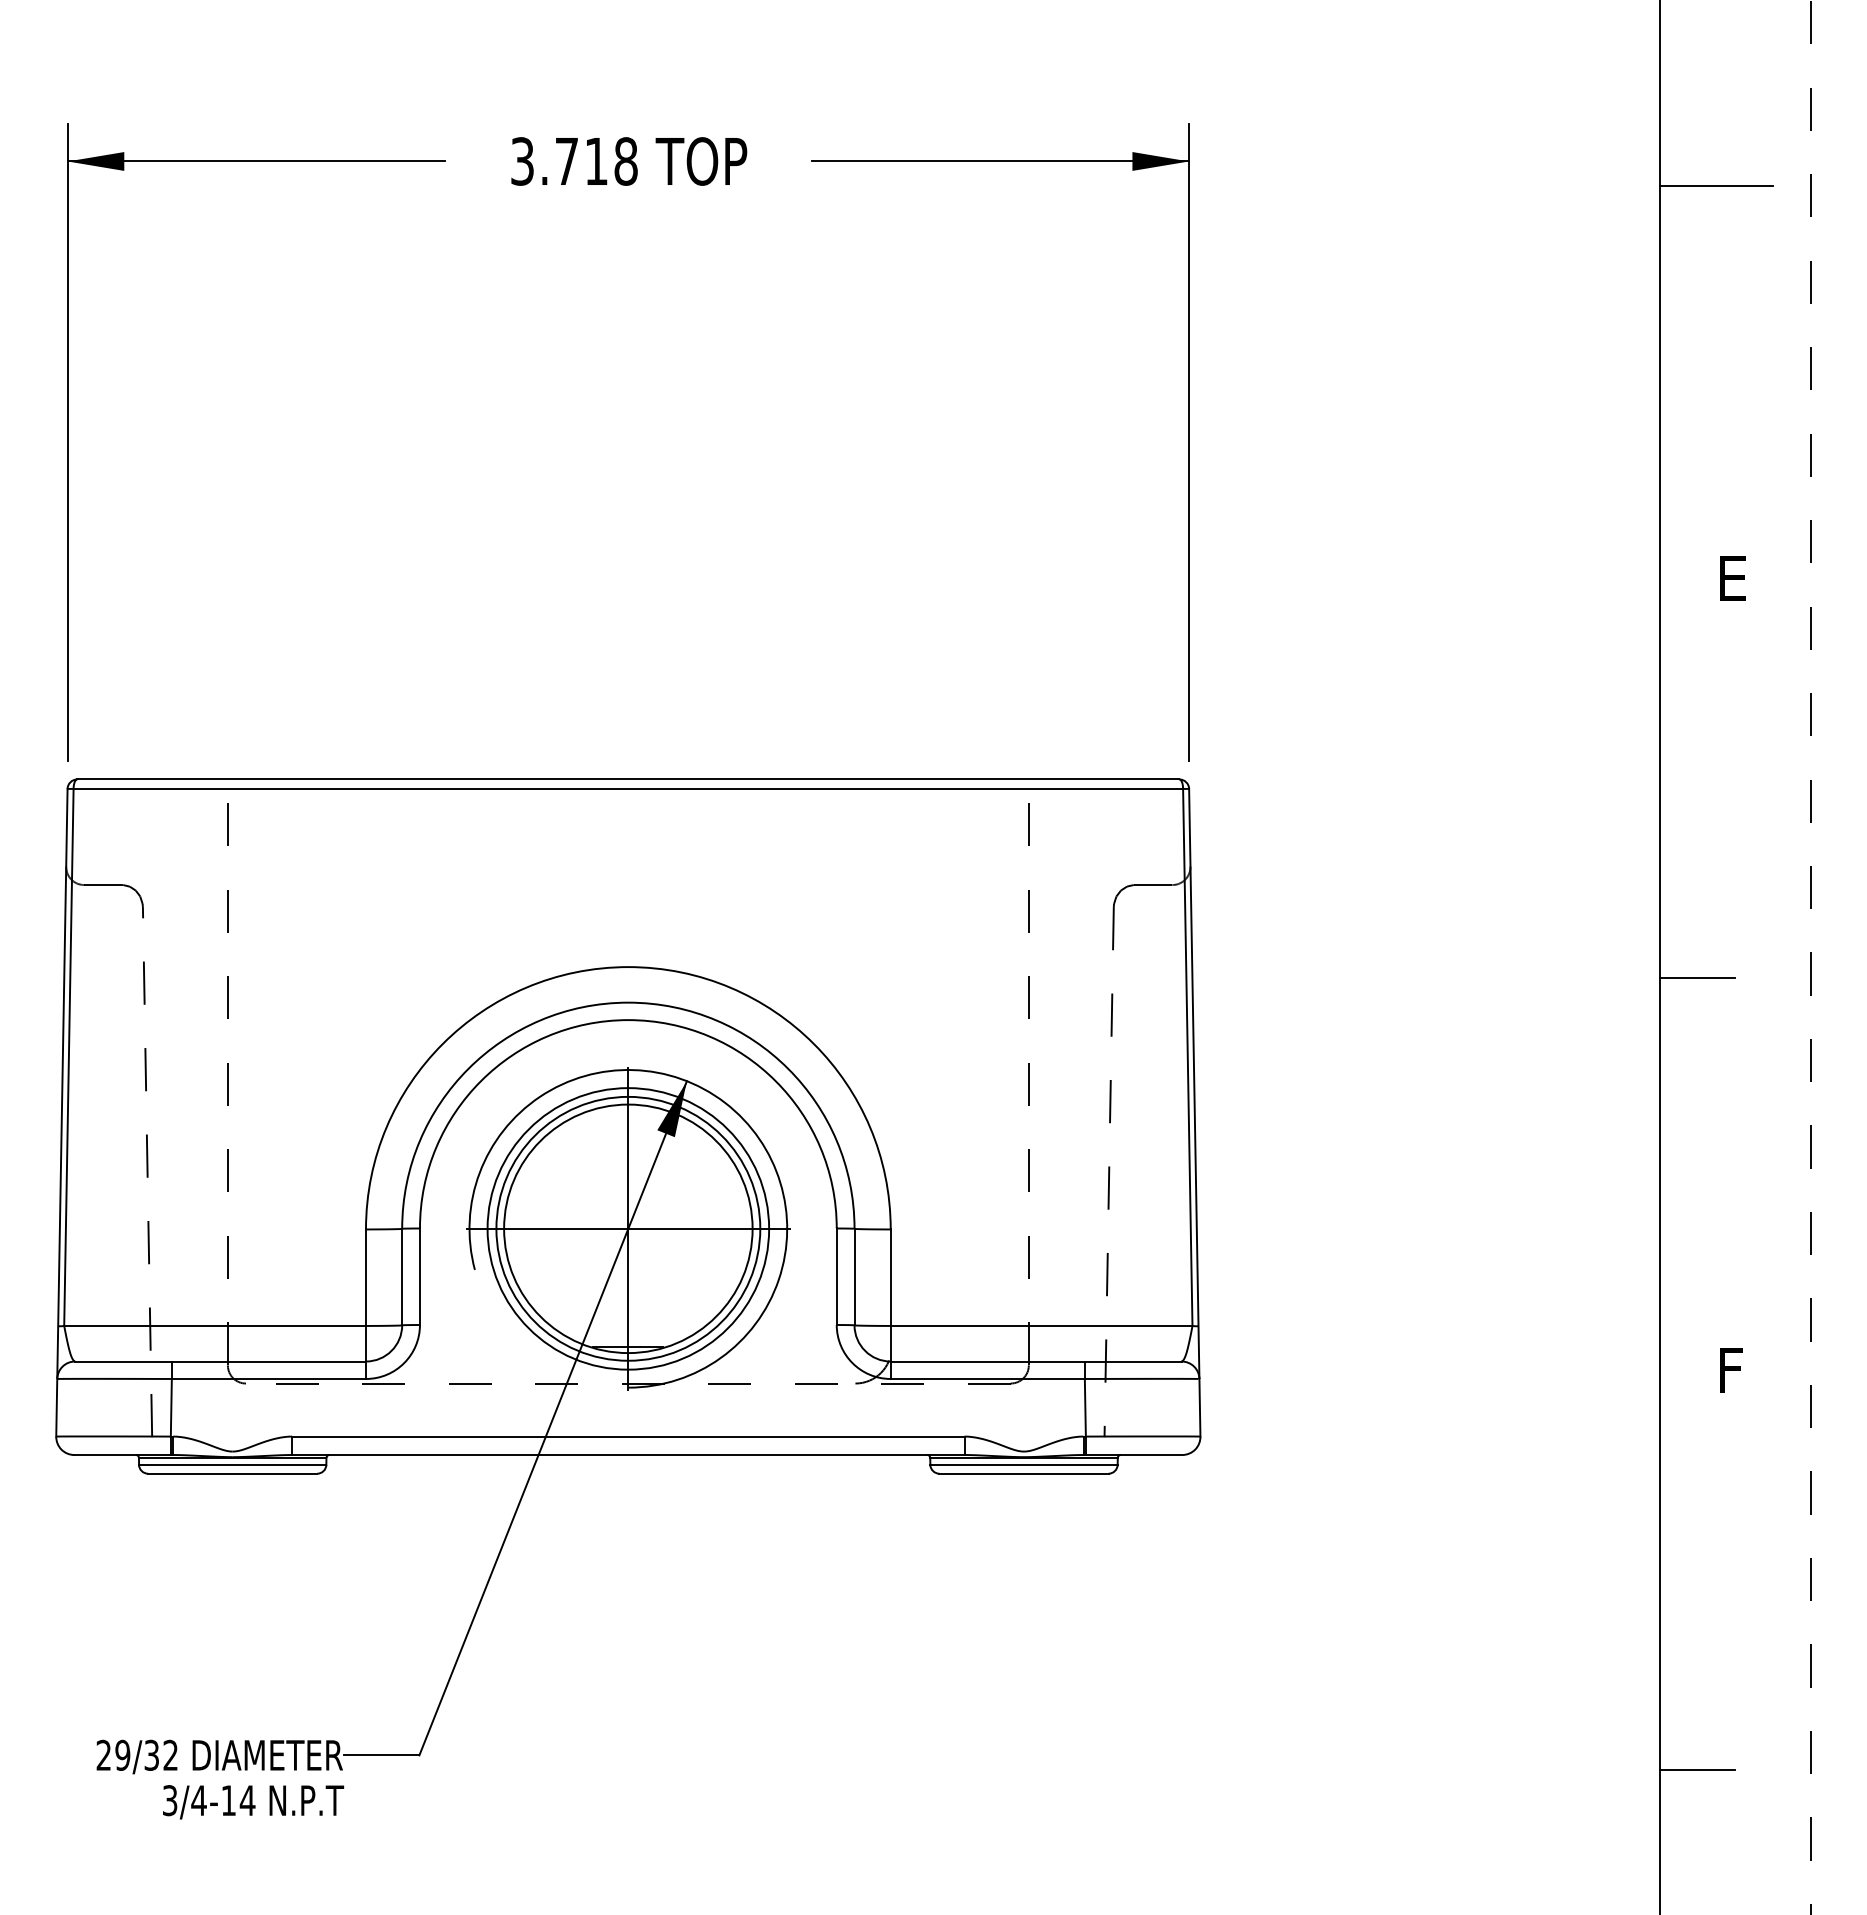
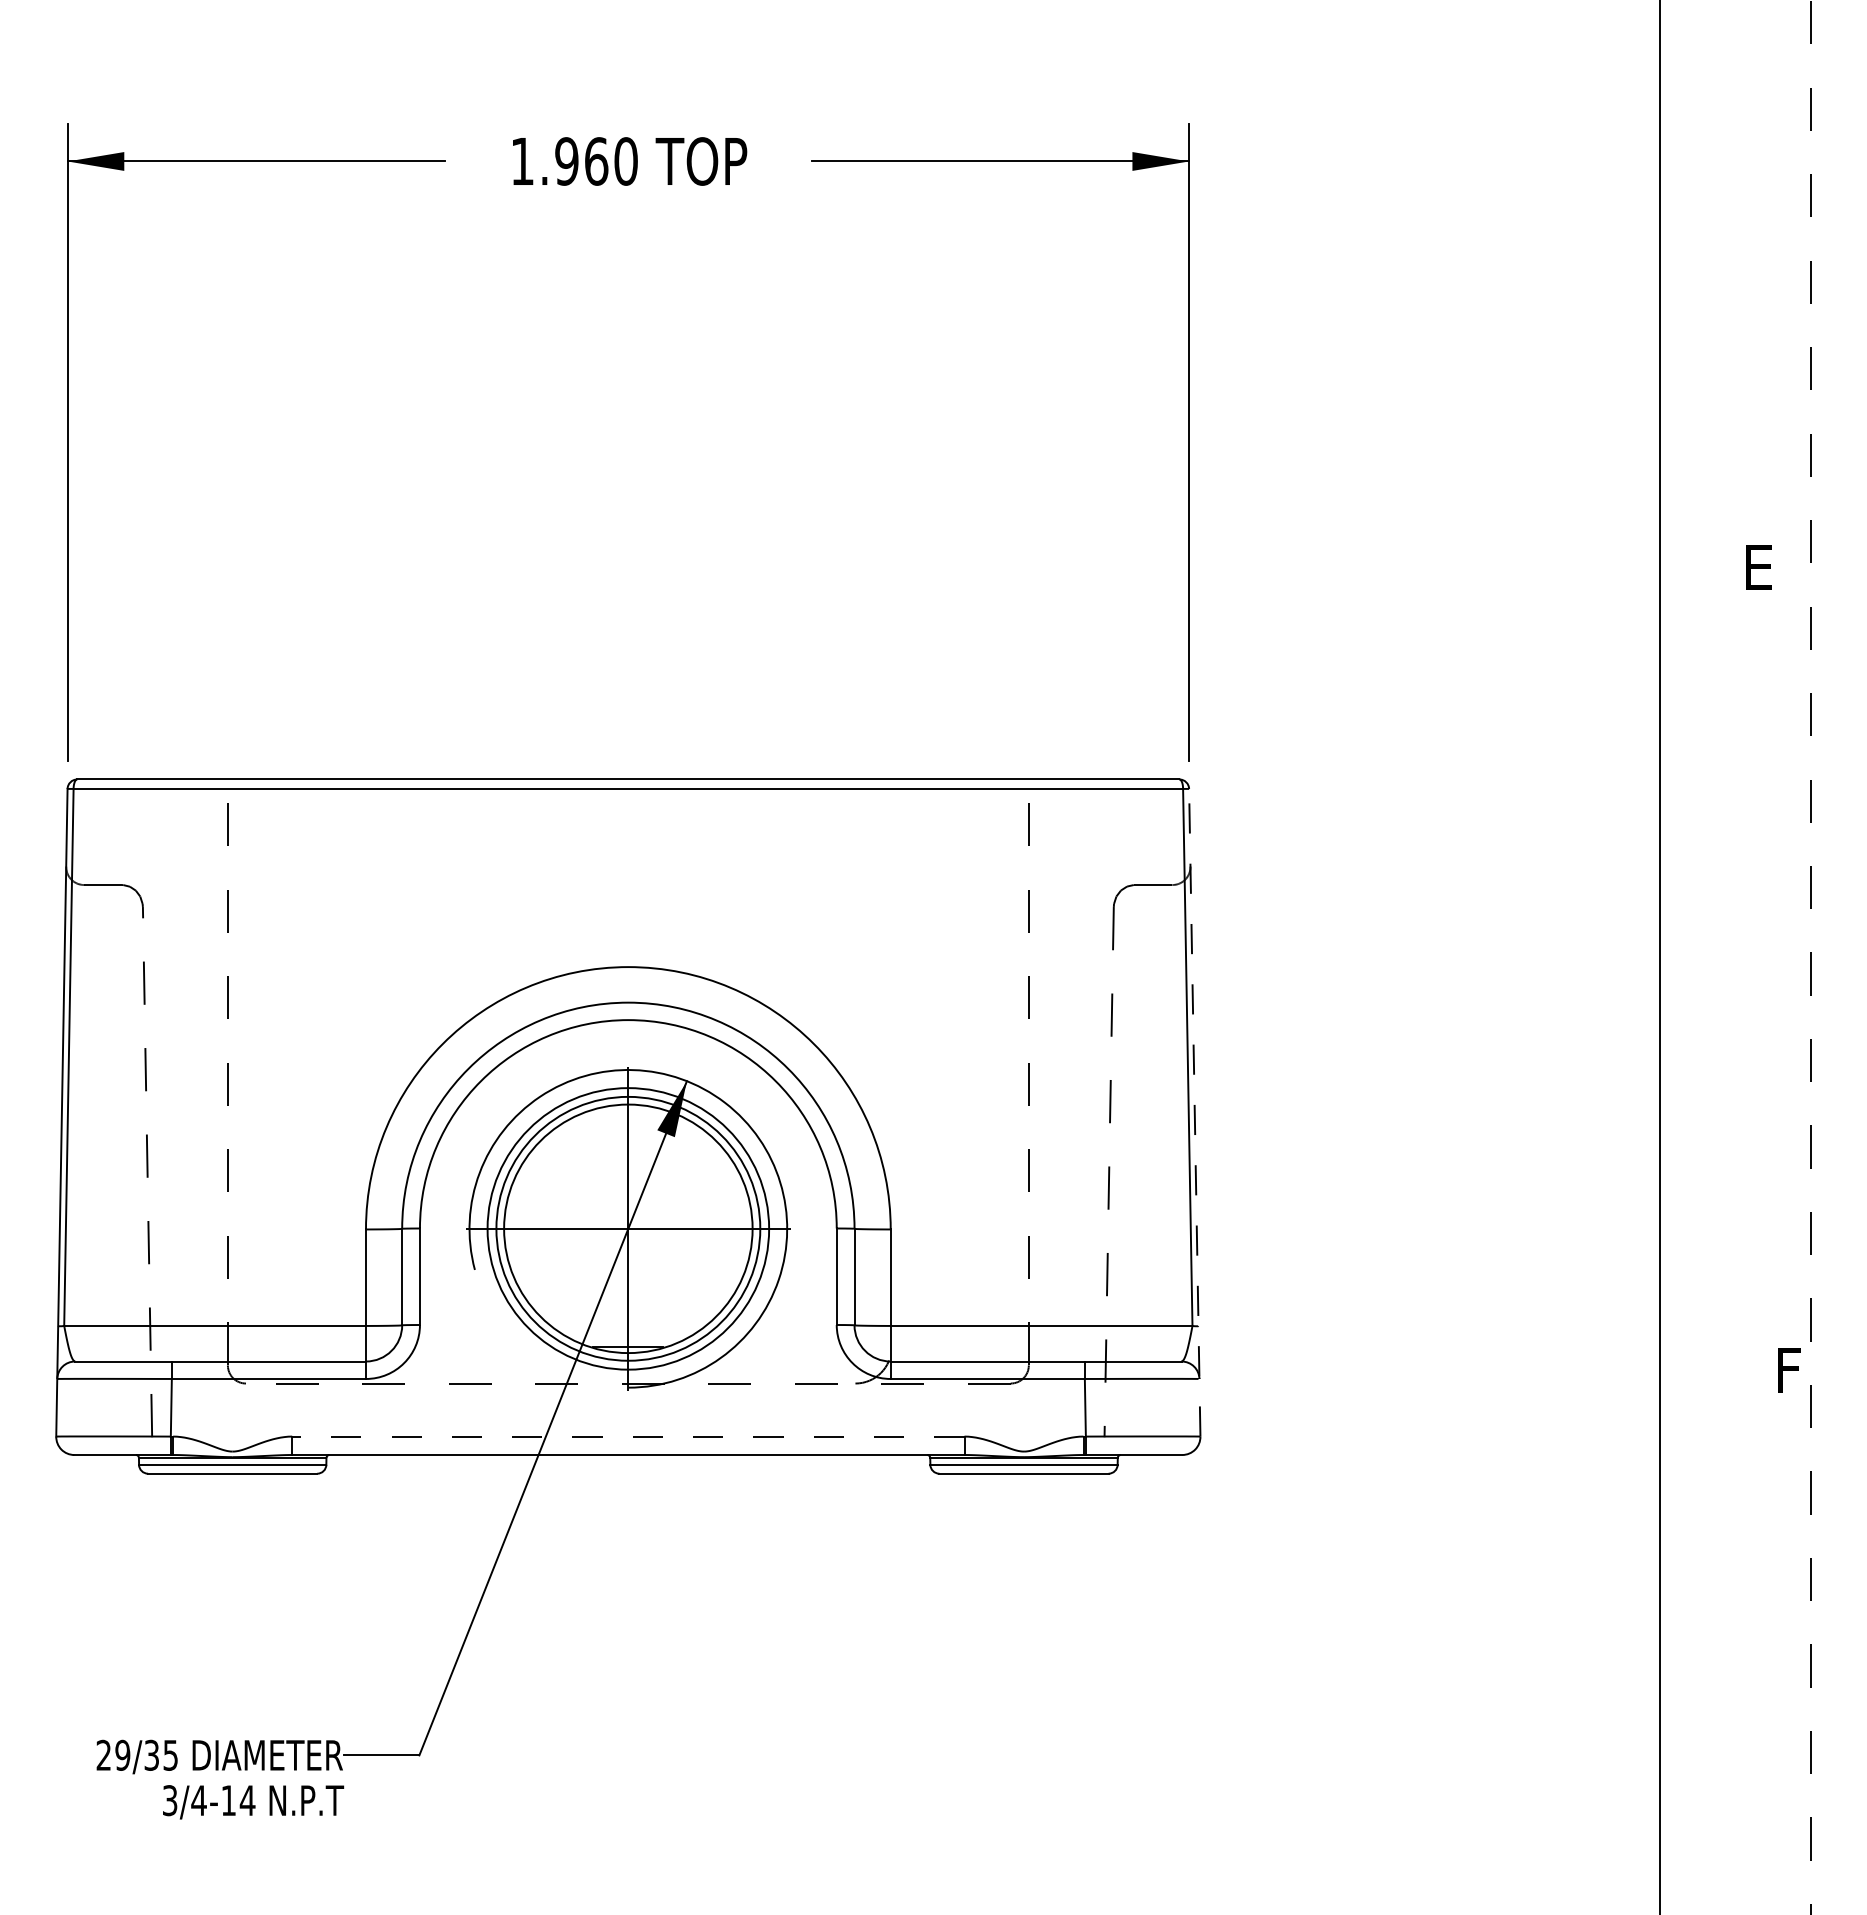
text: 3.718 -> 1.960 (574, 161)
line: present -> none (1716, 186)
text position: (1732, 578) -> (1758, 567) (1758, 567)
line: present -> none (1697, 978)
line: solid -> dashed (1194, 1112)
text position: (1731, 1370) -> (1789, 1370) (1789, 1370)
line: solid -> dashed (627, 1436)
text: 29/32 -> 29/35 (170, 1754)
line: present -> none (1697, 1770)
